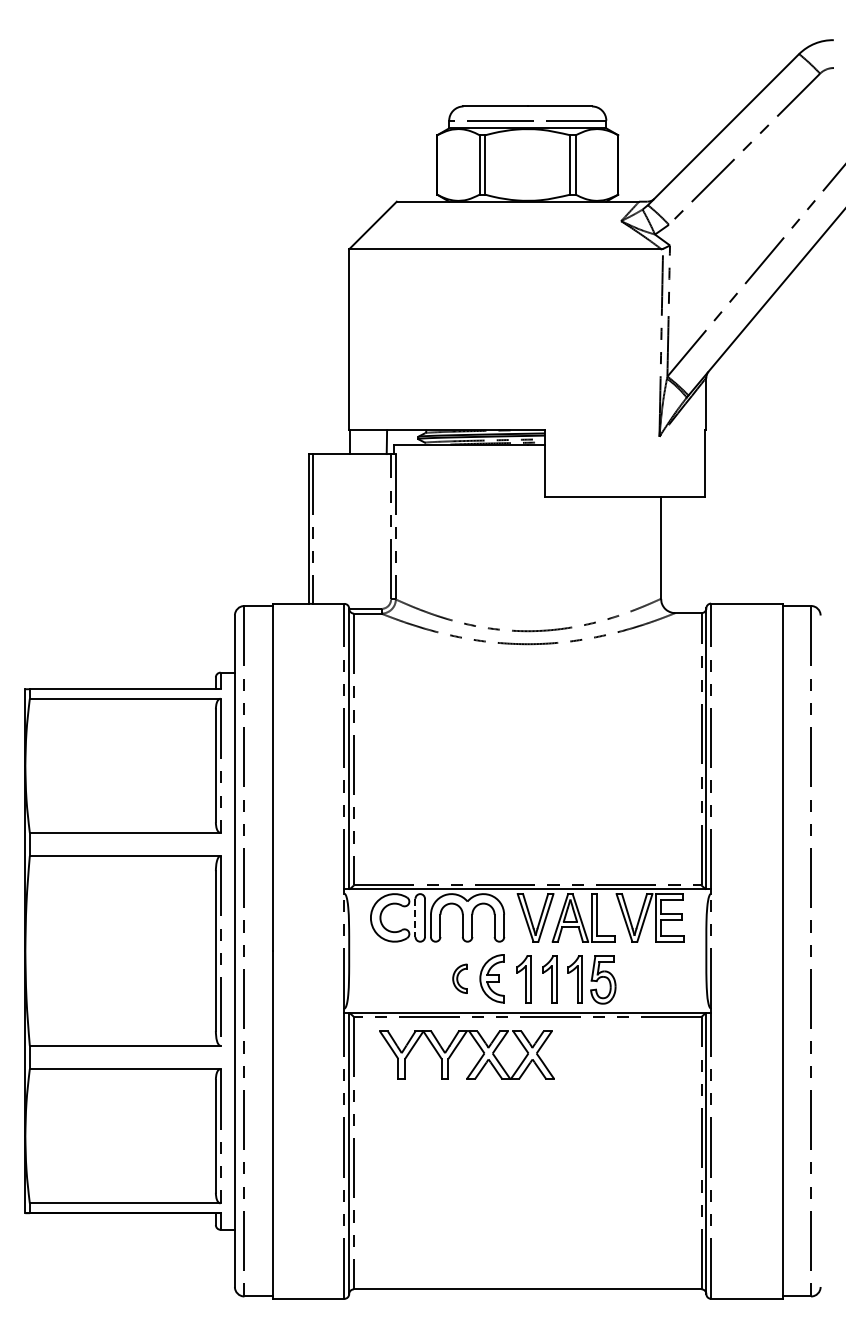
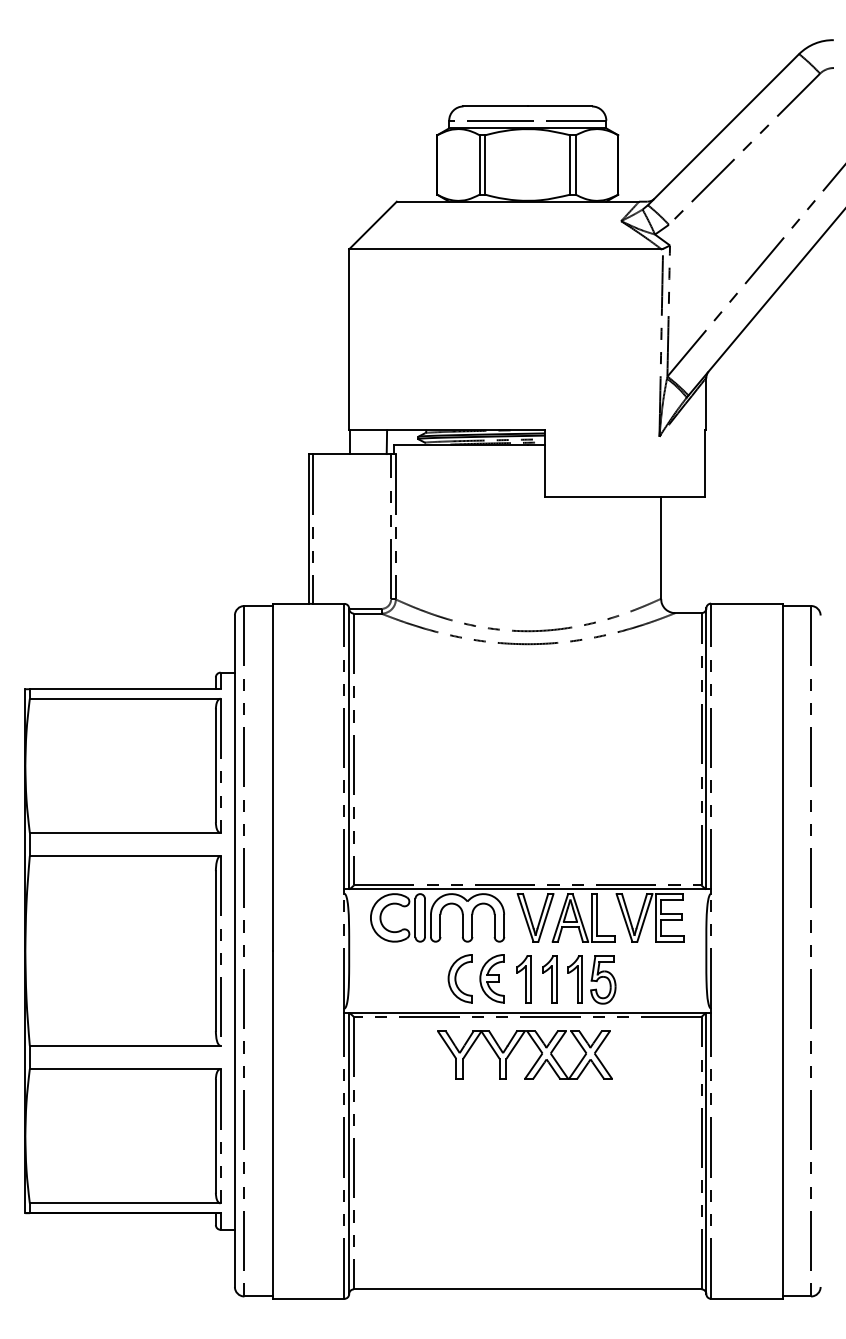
line: dashed -> solid (415, 918)
part size: 16x31 px -> 26x50 px (459, 978)
part position: (457, 1047) -> (515, 1047) (515, 1047)
